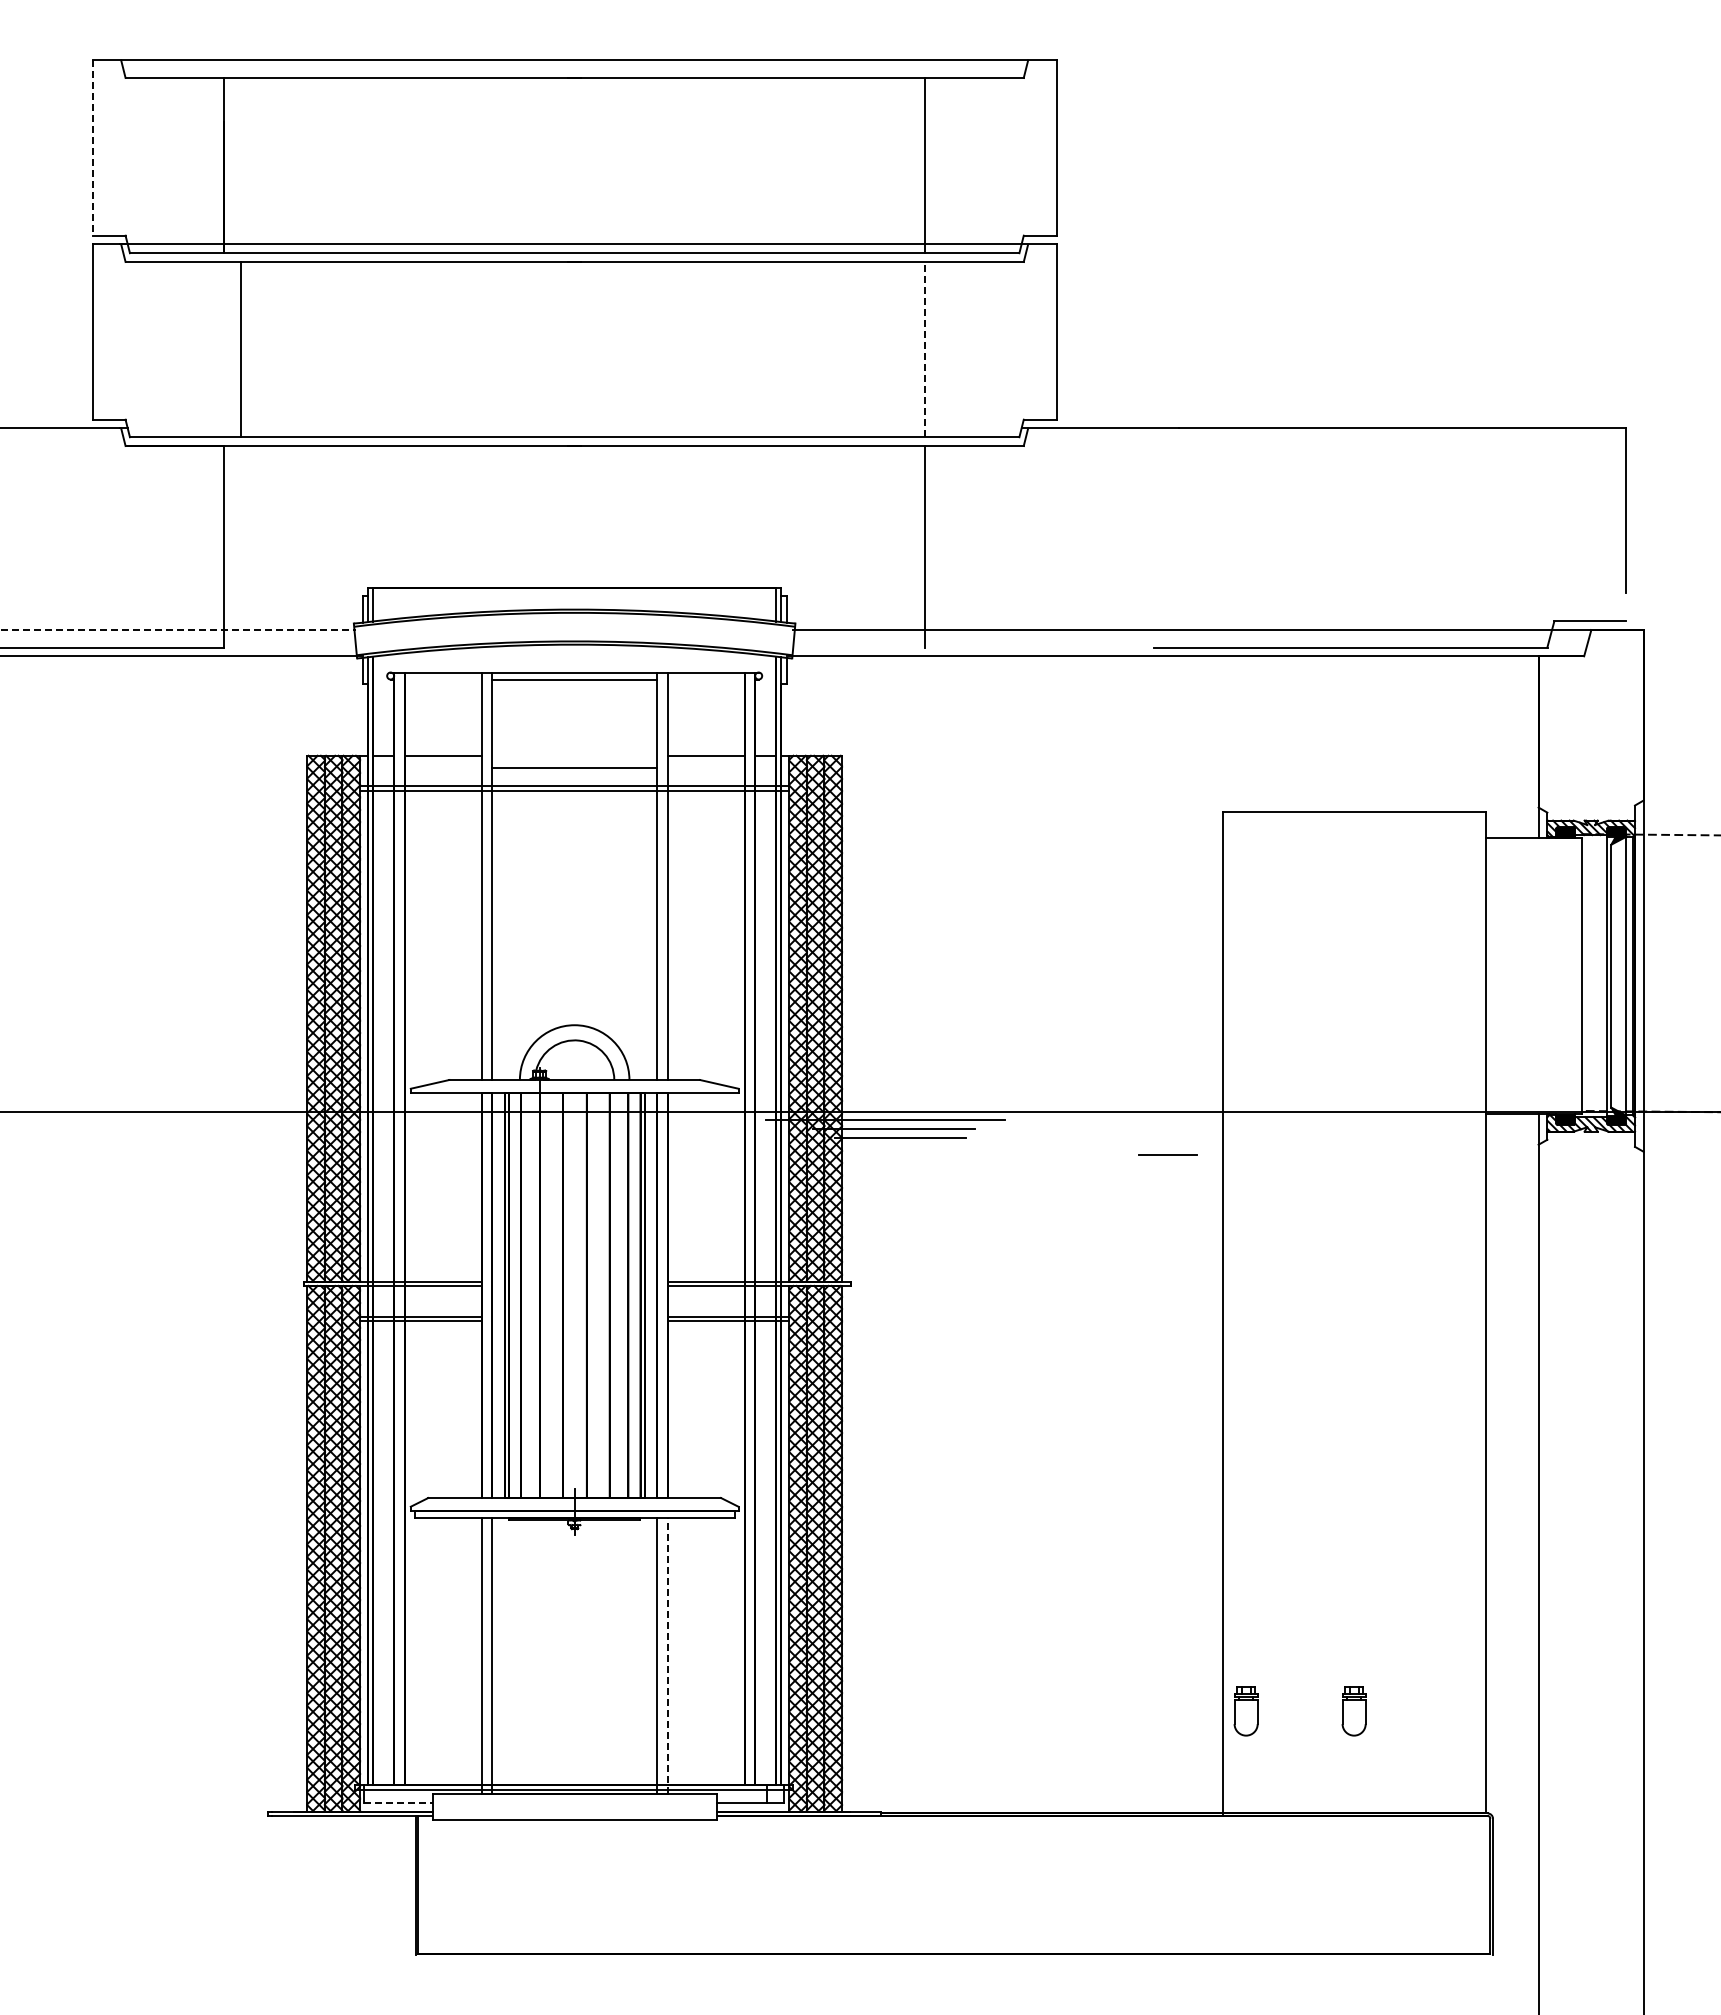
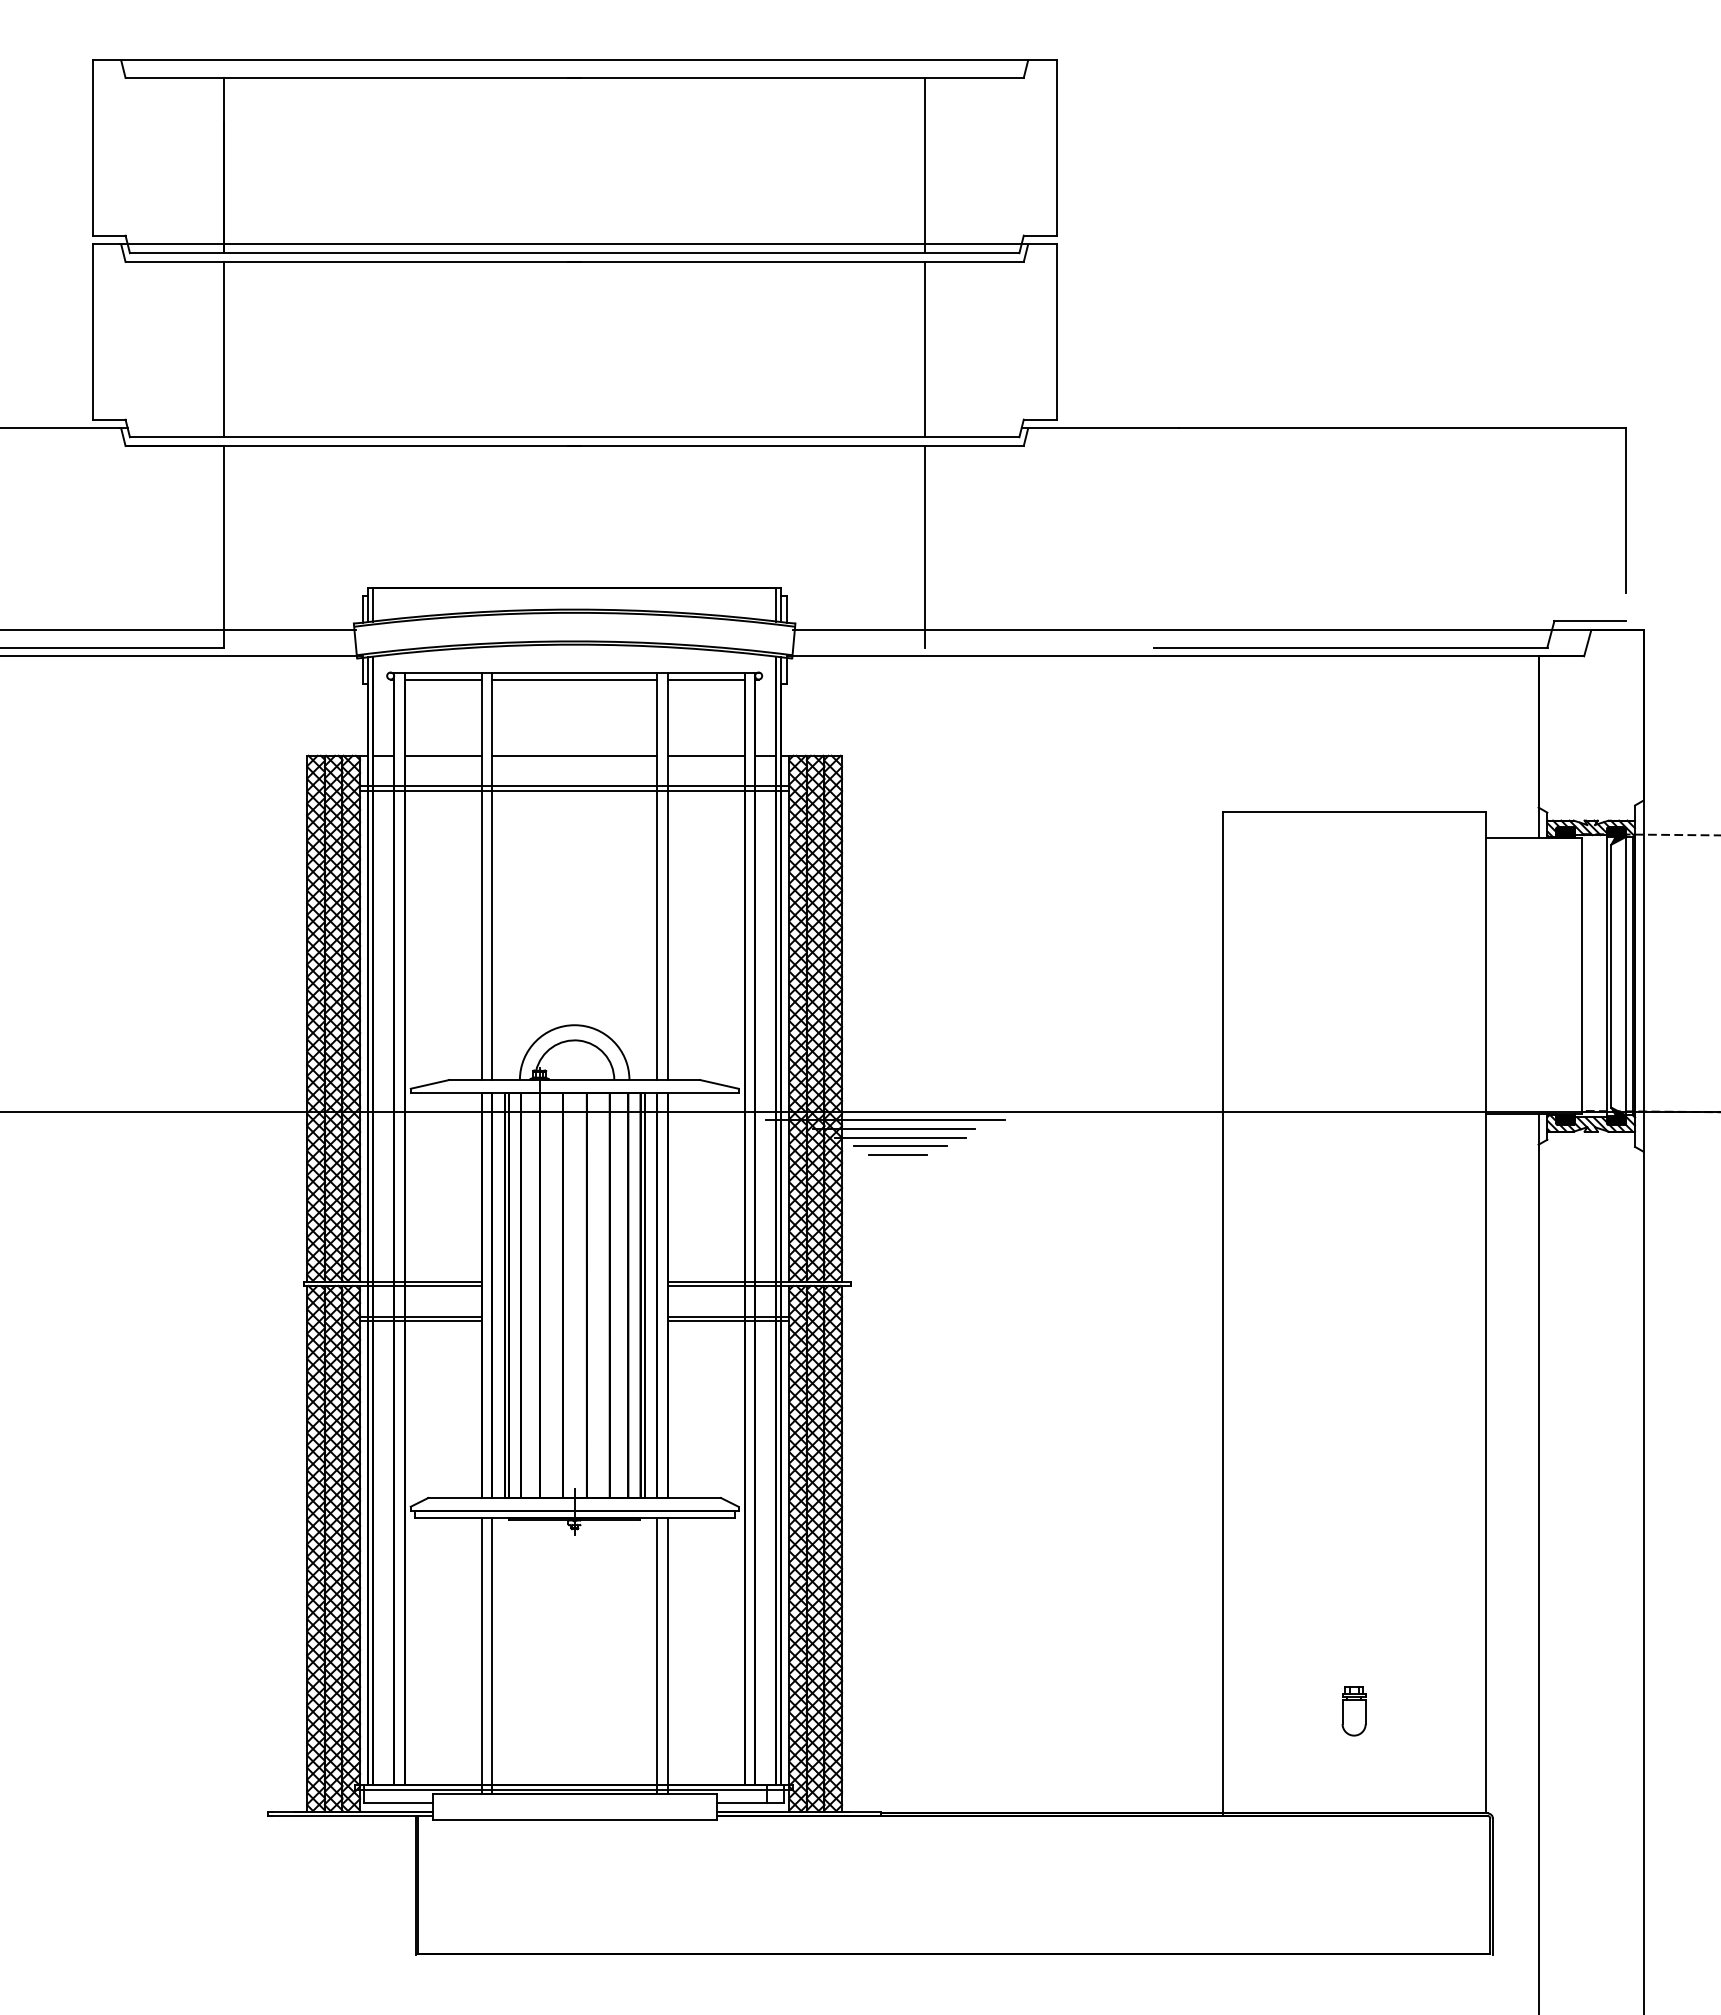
line: dashed -> solid (92, 148)
line position: (241, 349) -> (224, 349) (224, 349)
line: dashed -> solid (925, 349)
line: dashed -> solid (178, 630)
line: none -> present (442, 679)
line: none -> present (705, 679)
line position: (574, 767) -> (574, 755) (574, 755)
line: none -> present (900, 1146)
line position: (1167, 1154) -> (897, 1154) (897, 1154)
line: dashed -> solid (667, 1655)
part: present -> none (1245, 1711)
line: dashed -> solid (399, 1802)
